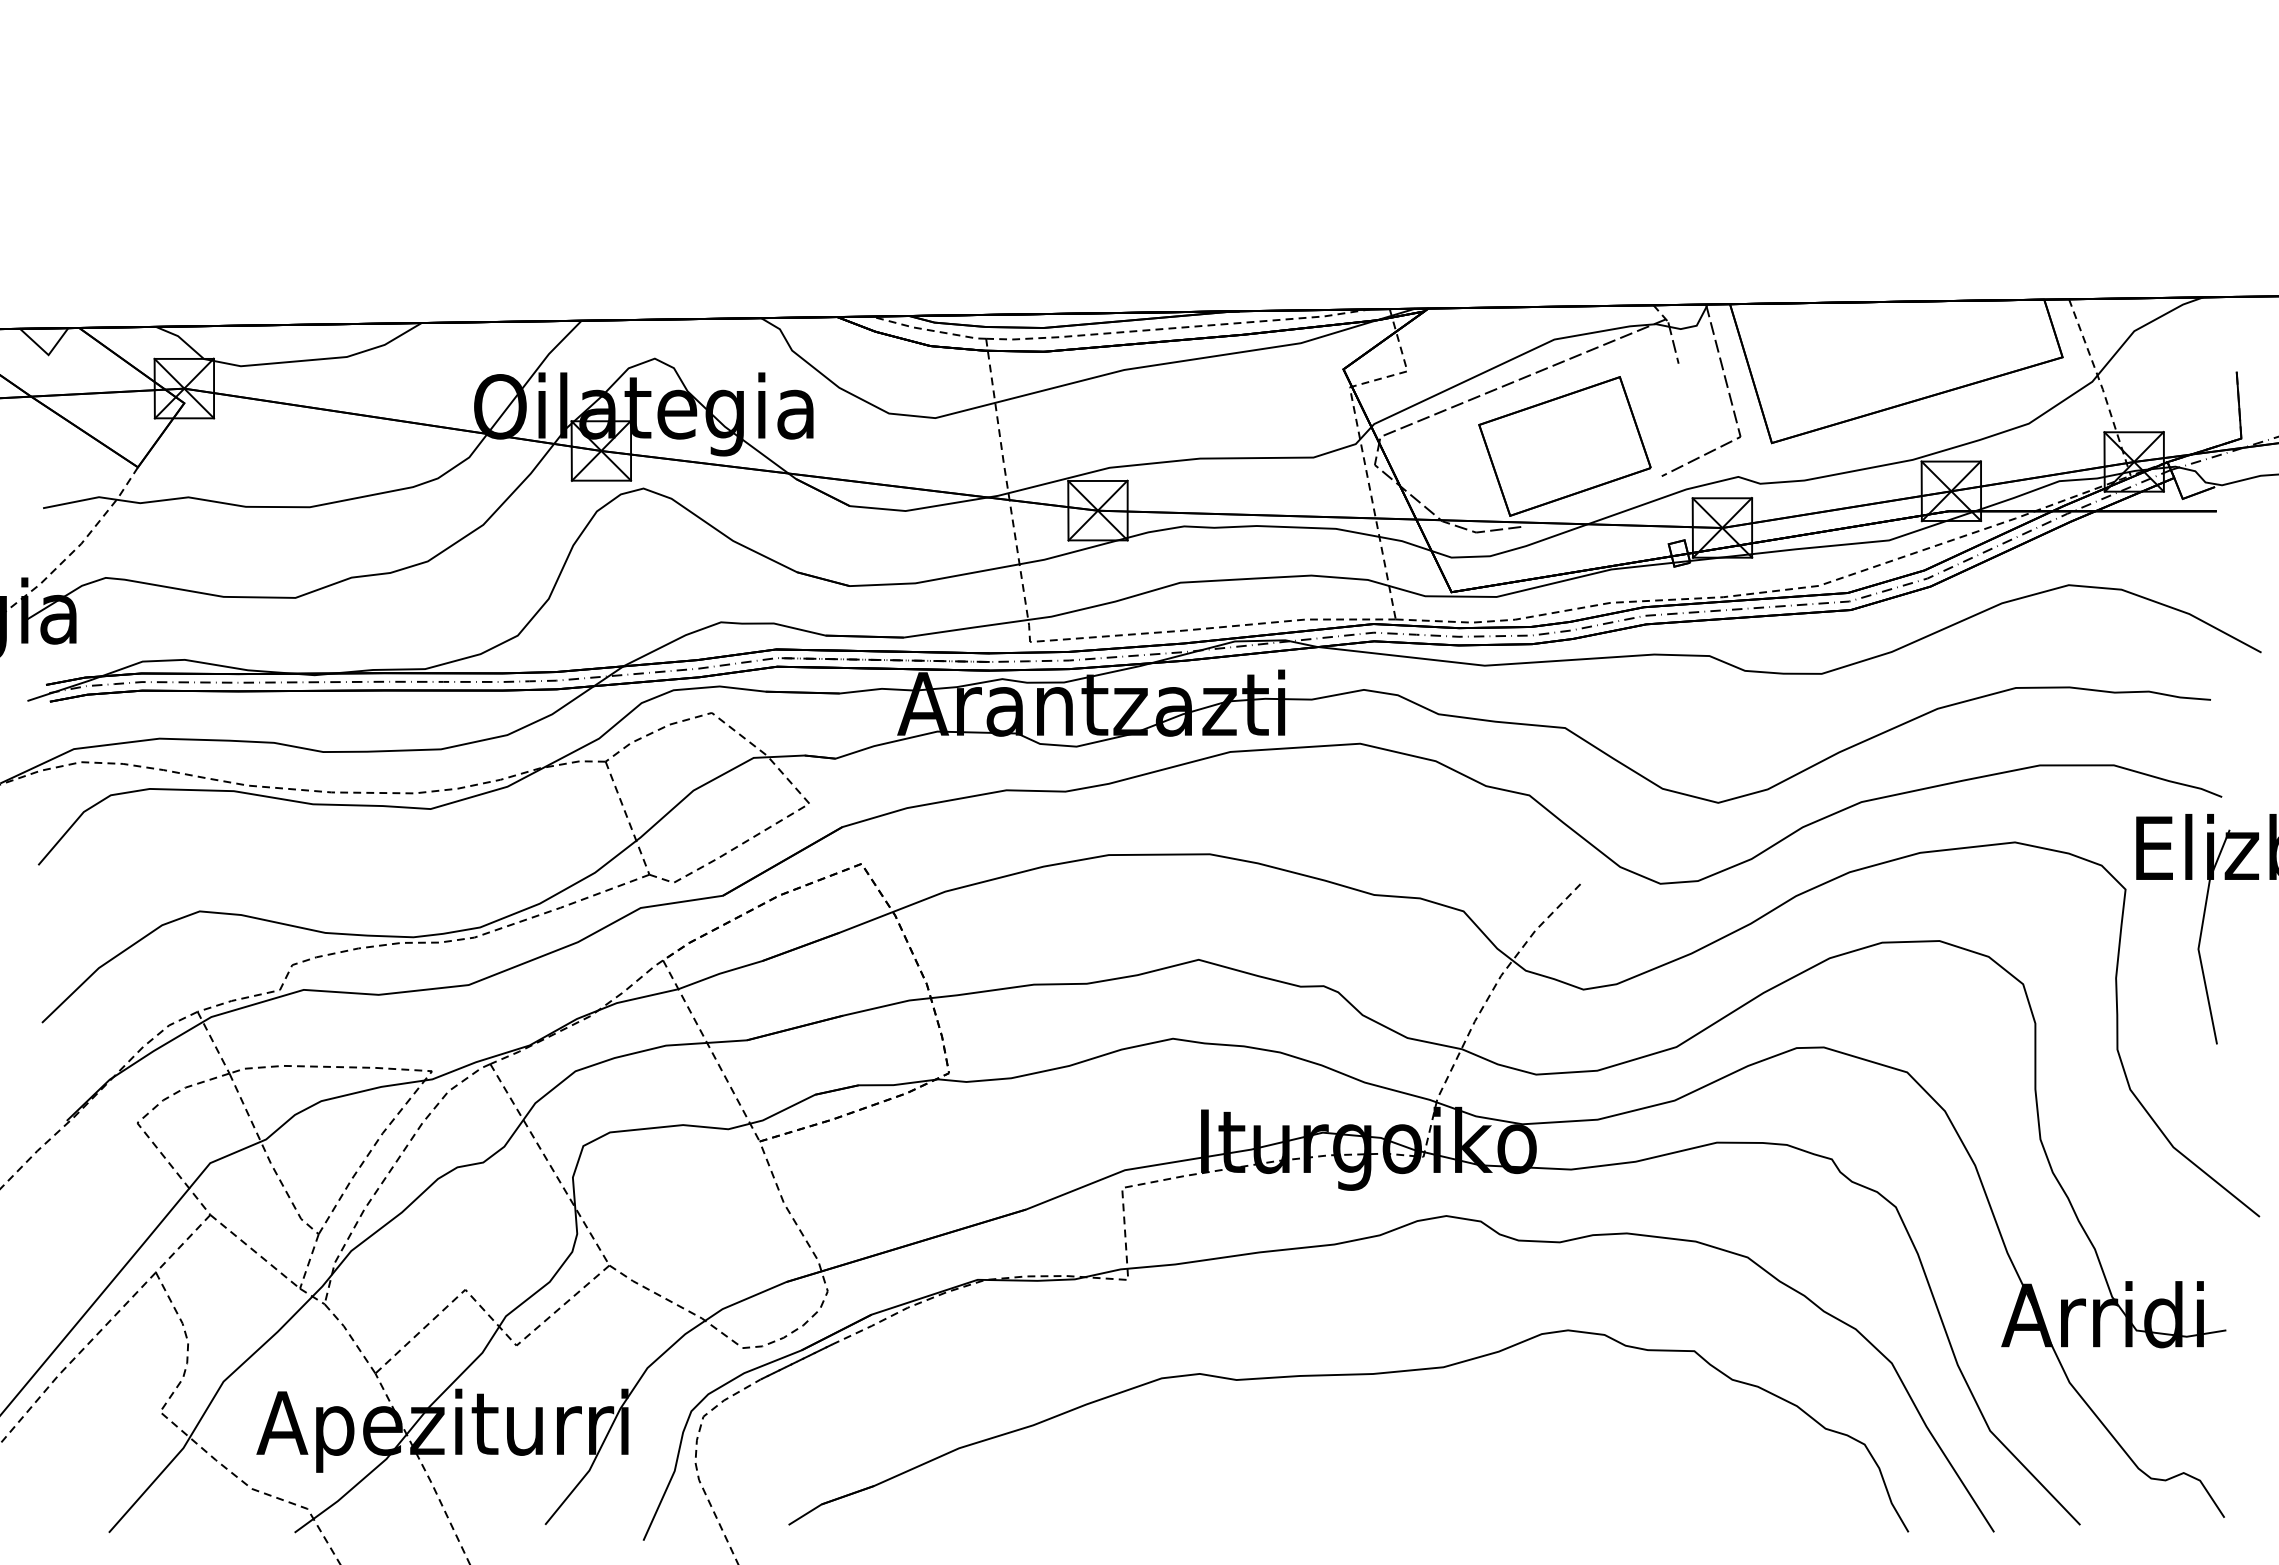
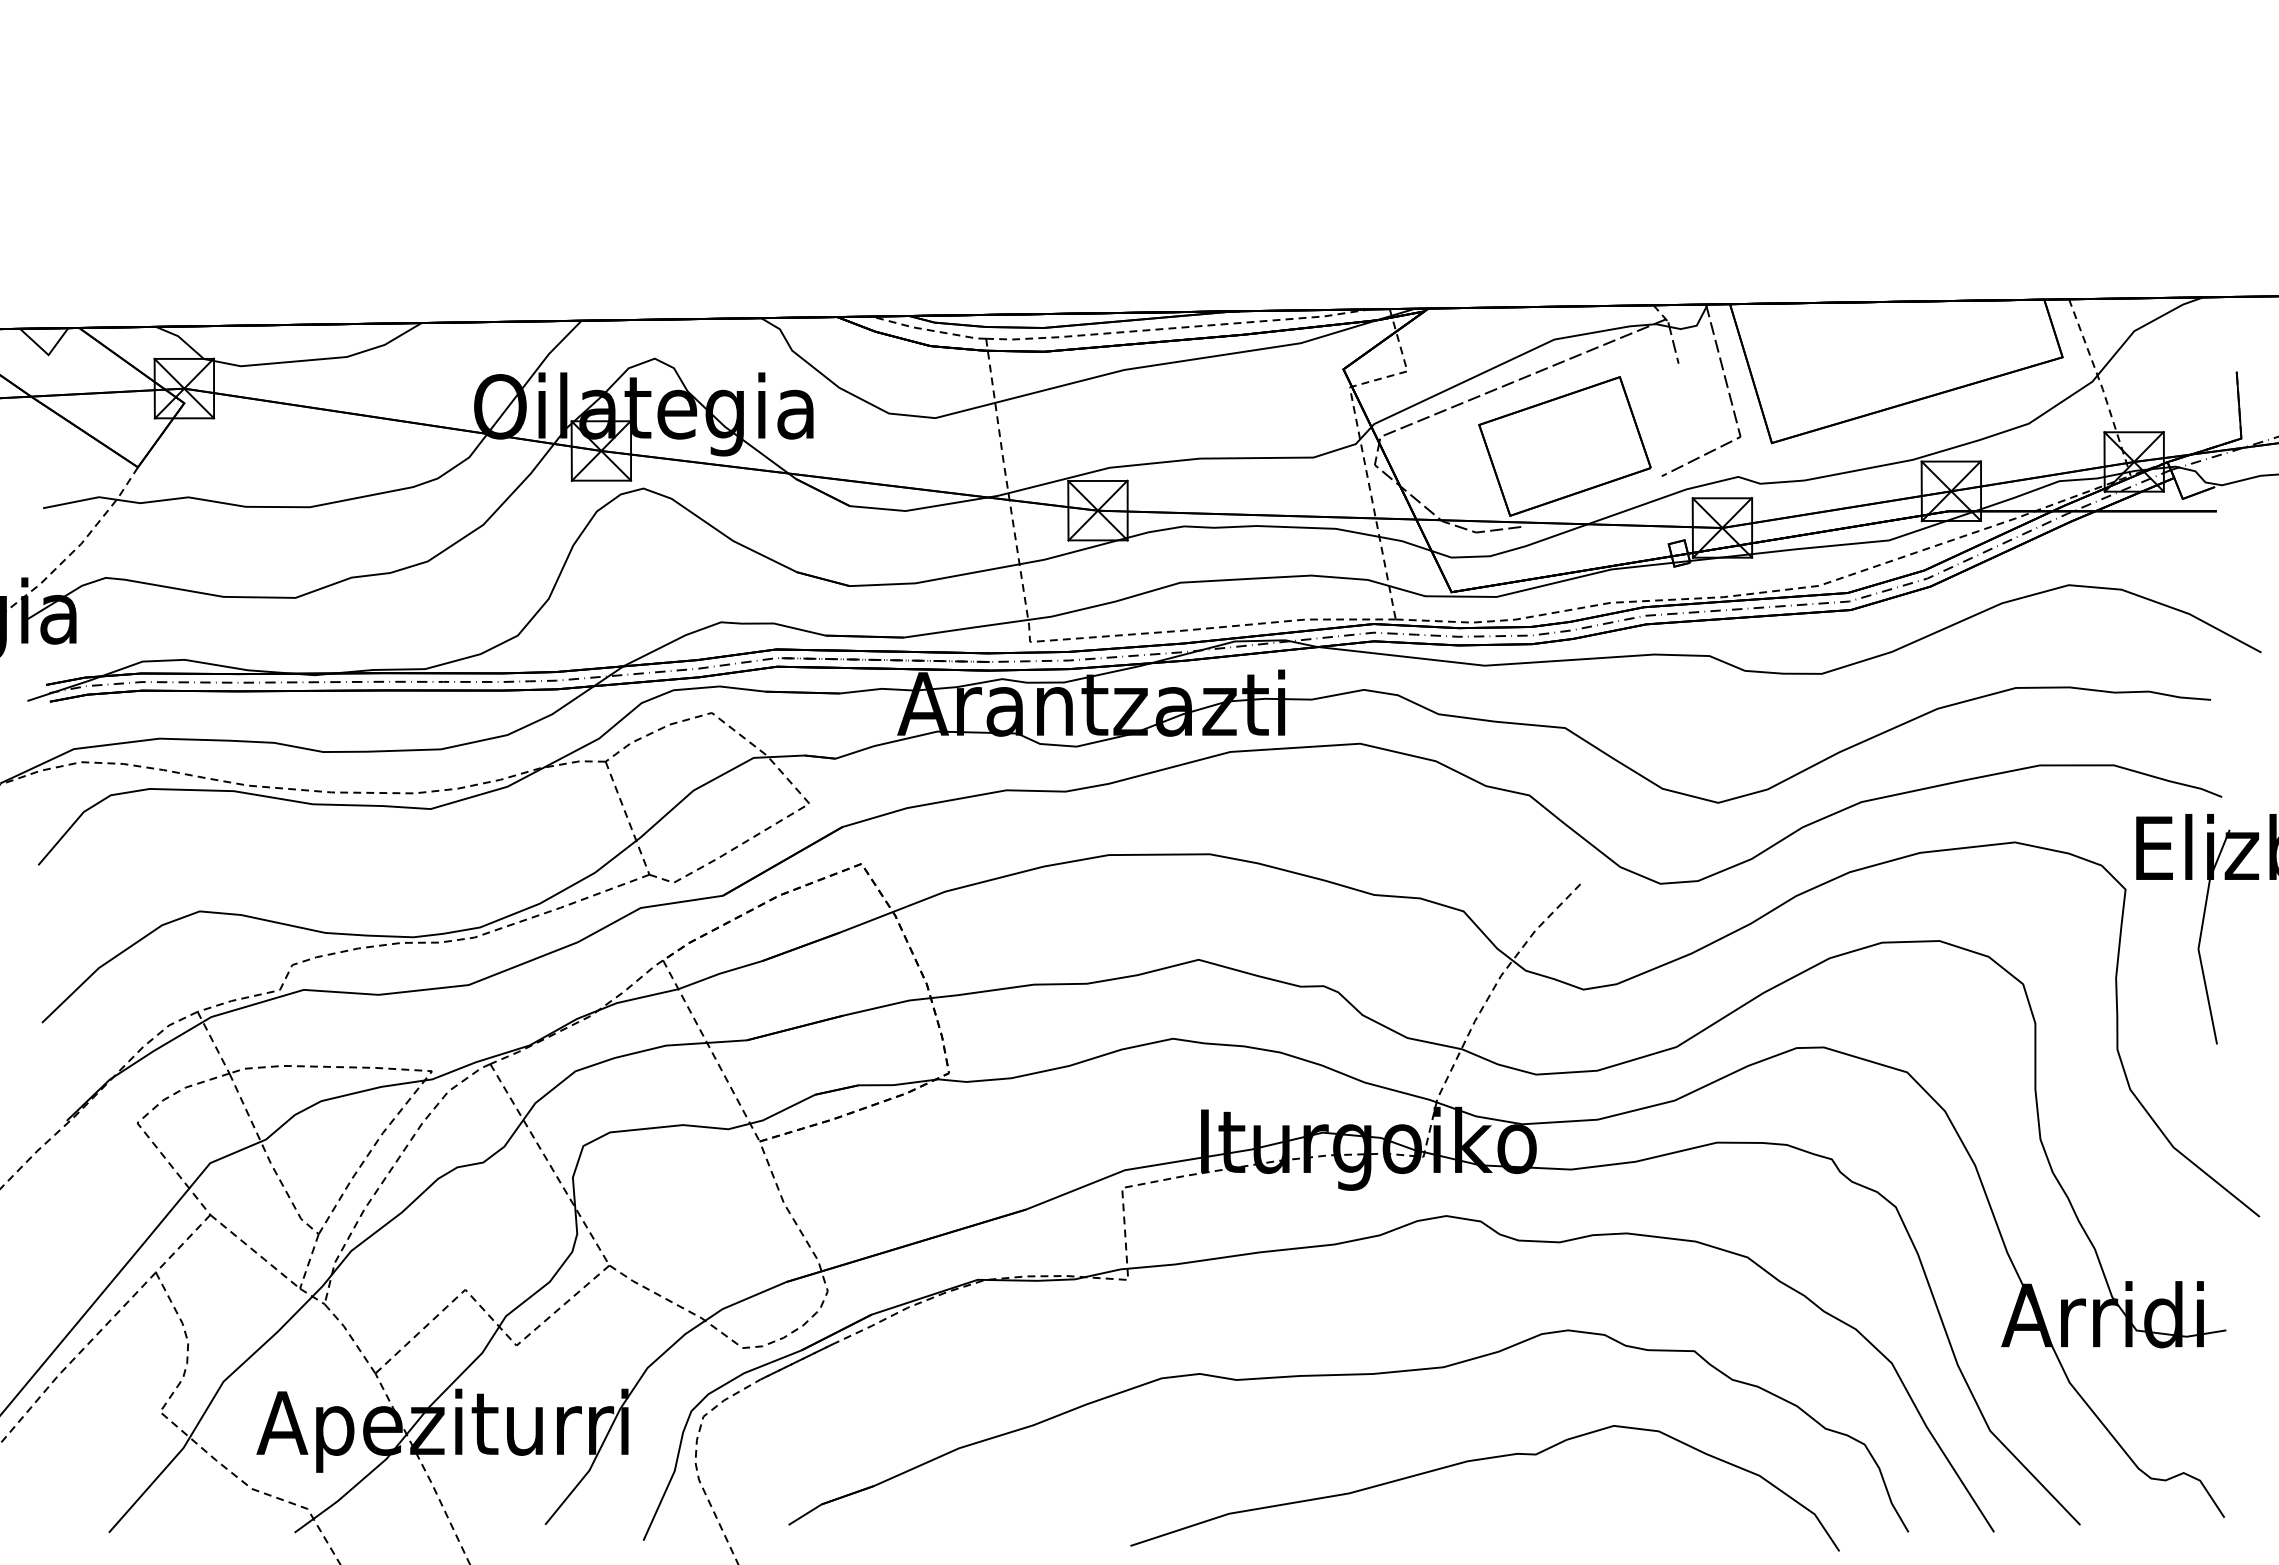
curve: none -> present (1481, 1460)
